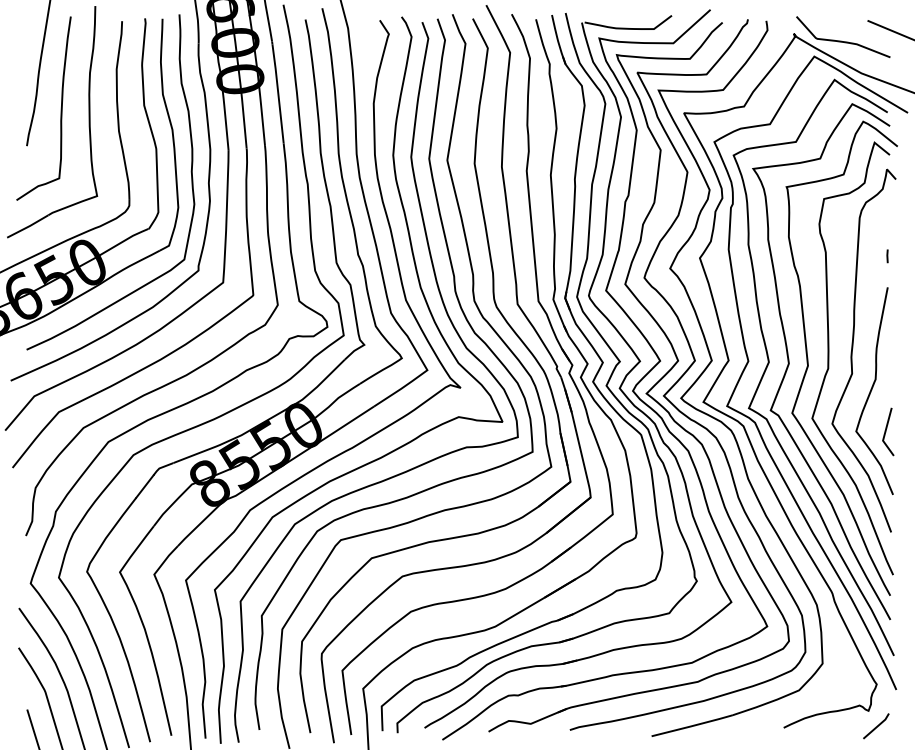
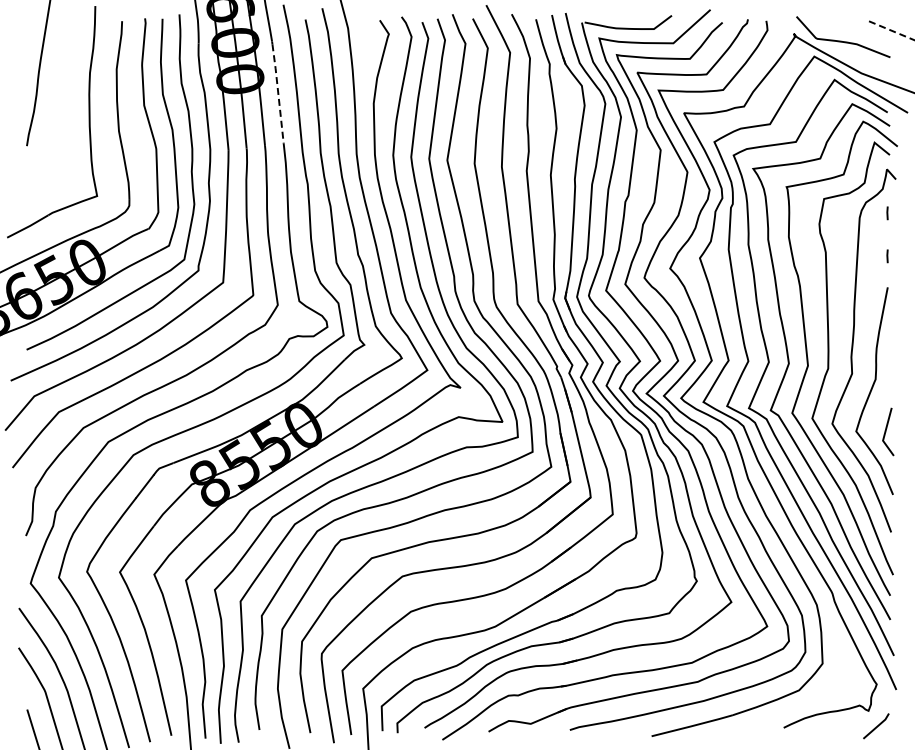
line: solid -> dashed (890, 30)
line: solid -> dashed (278, 93)
curve: present -> none (60, 108)
line: none -> present (887, 213)
